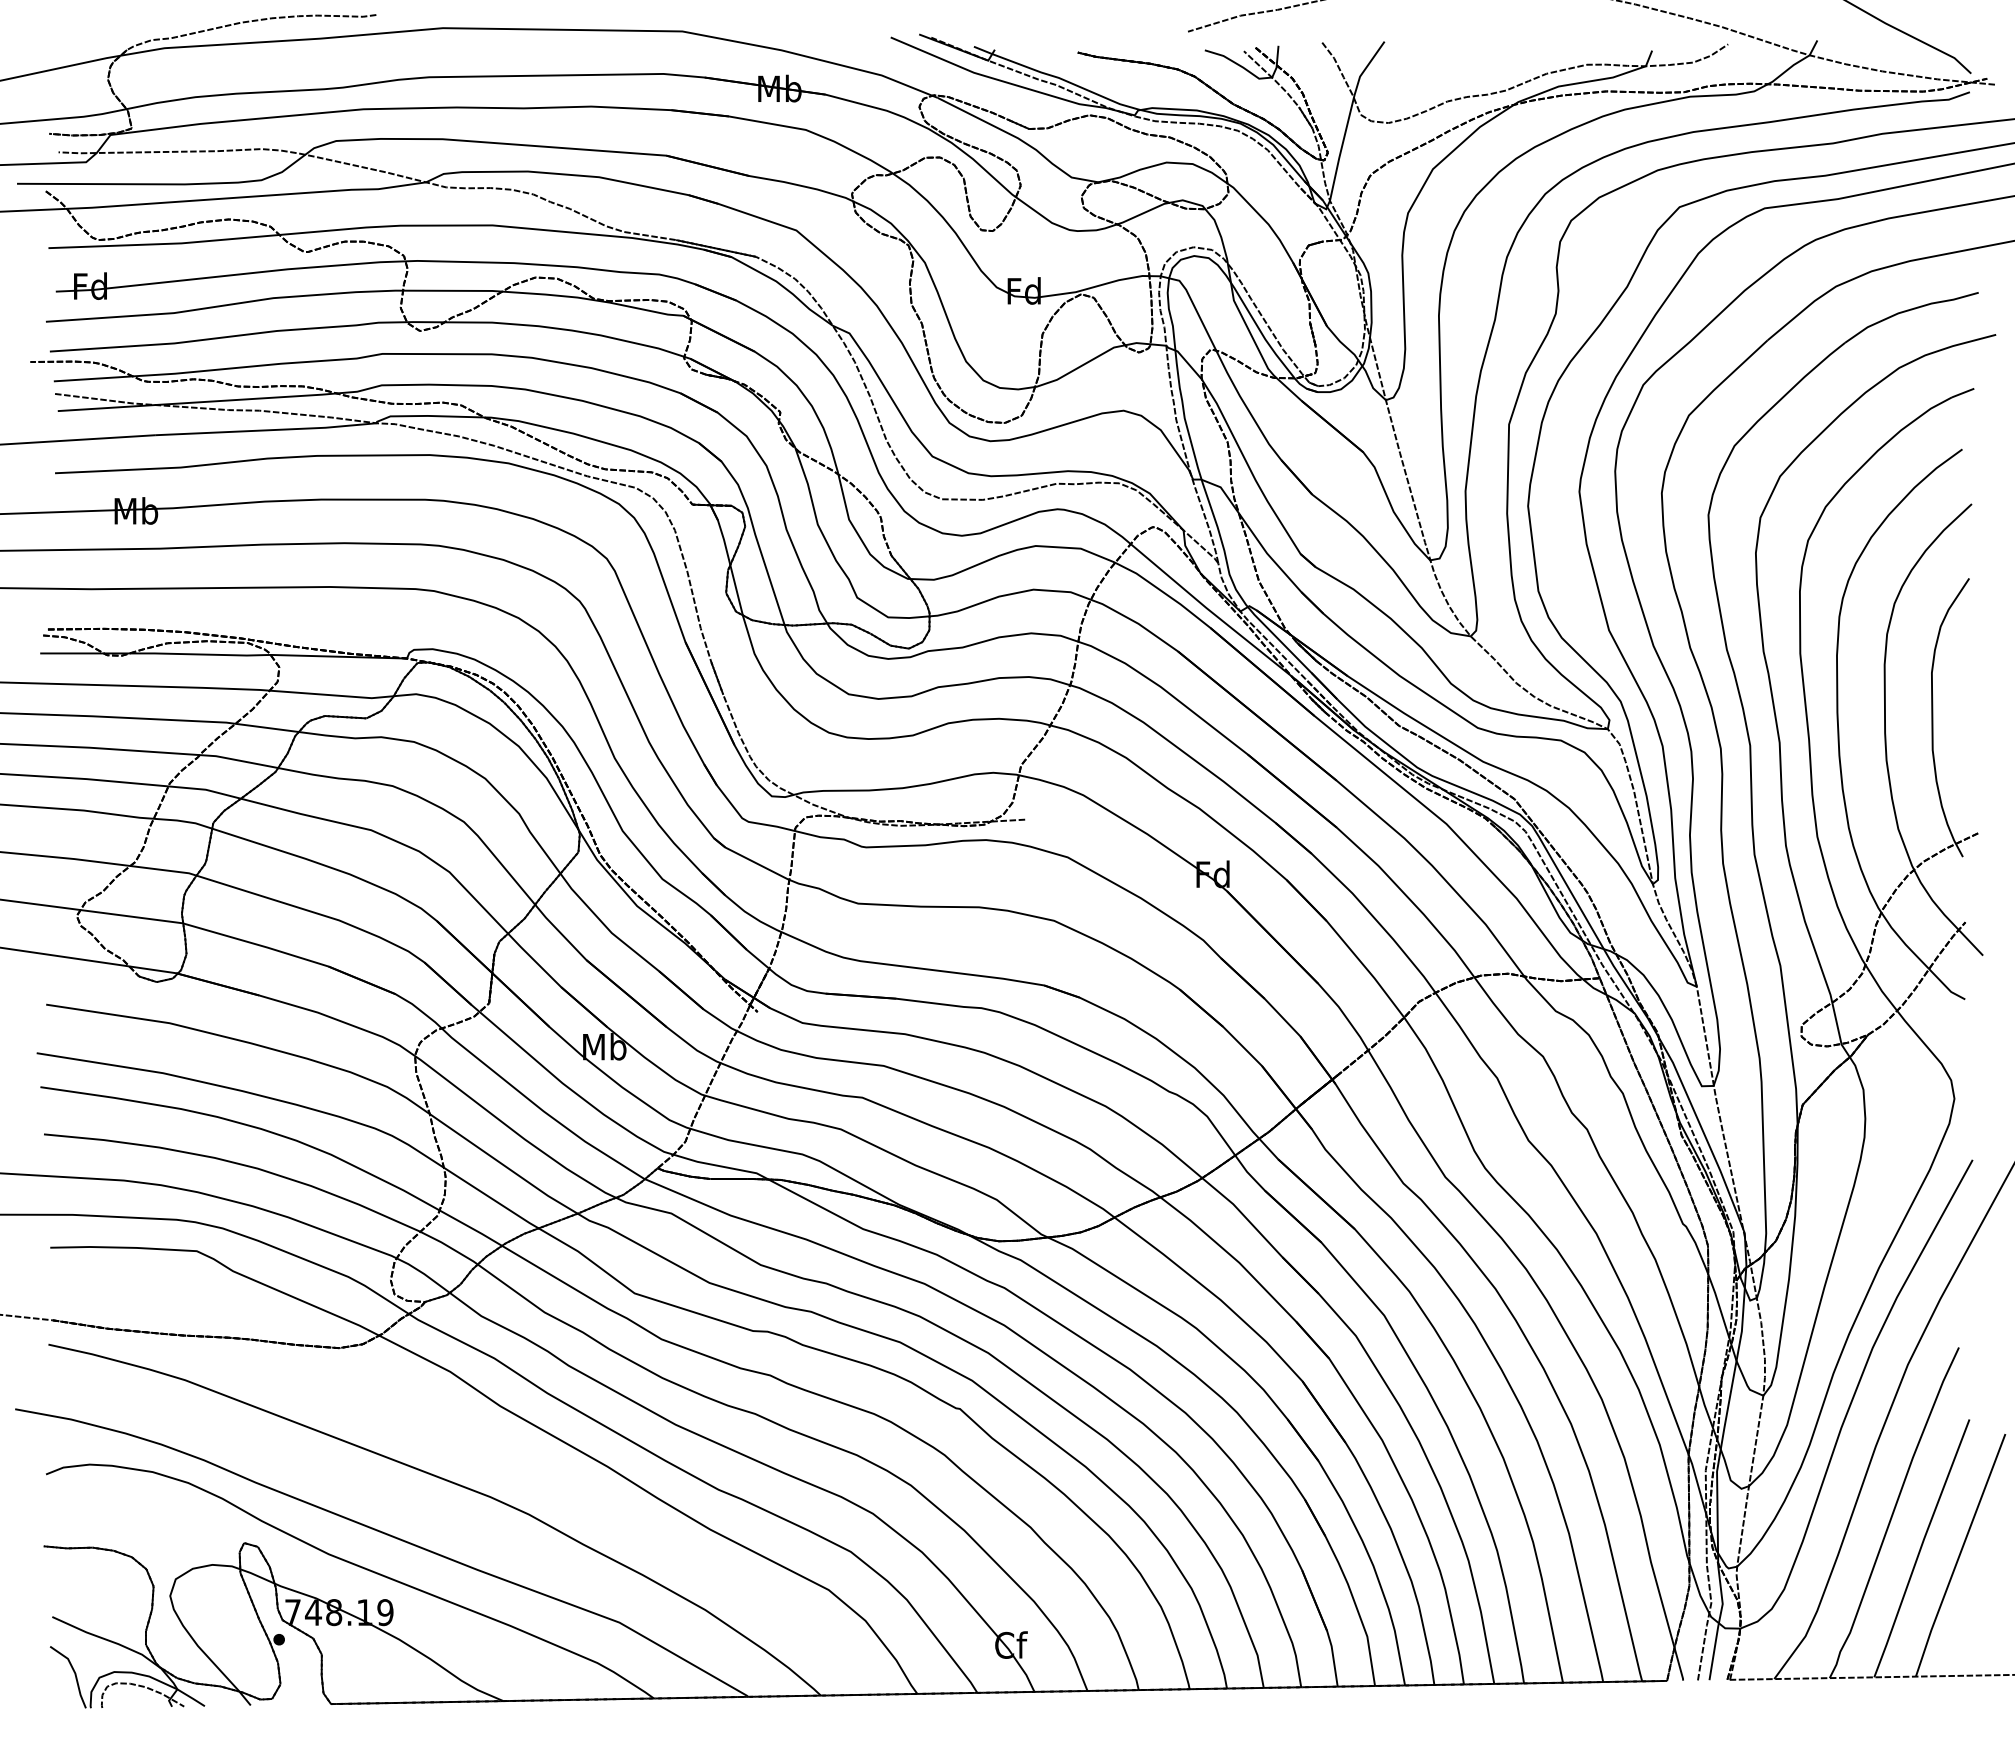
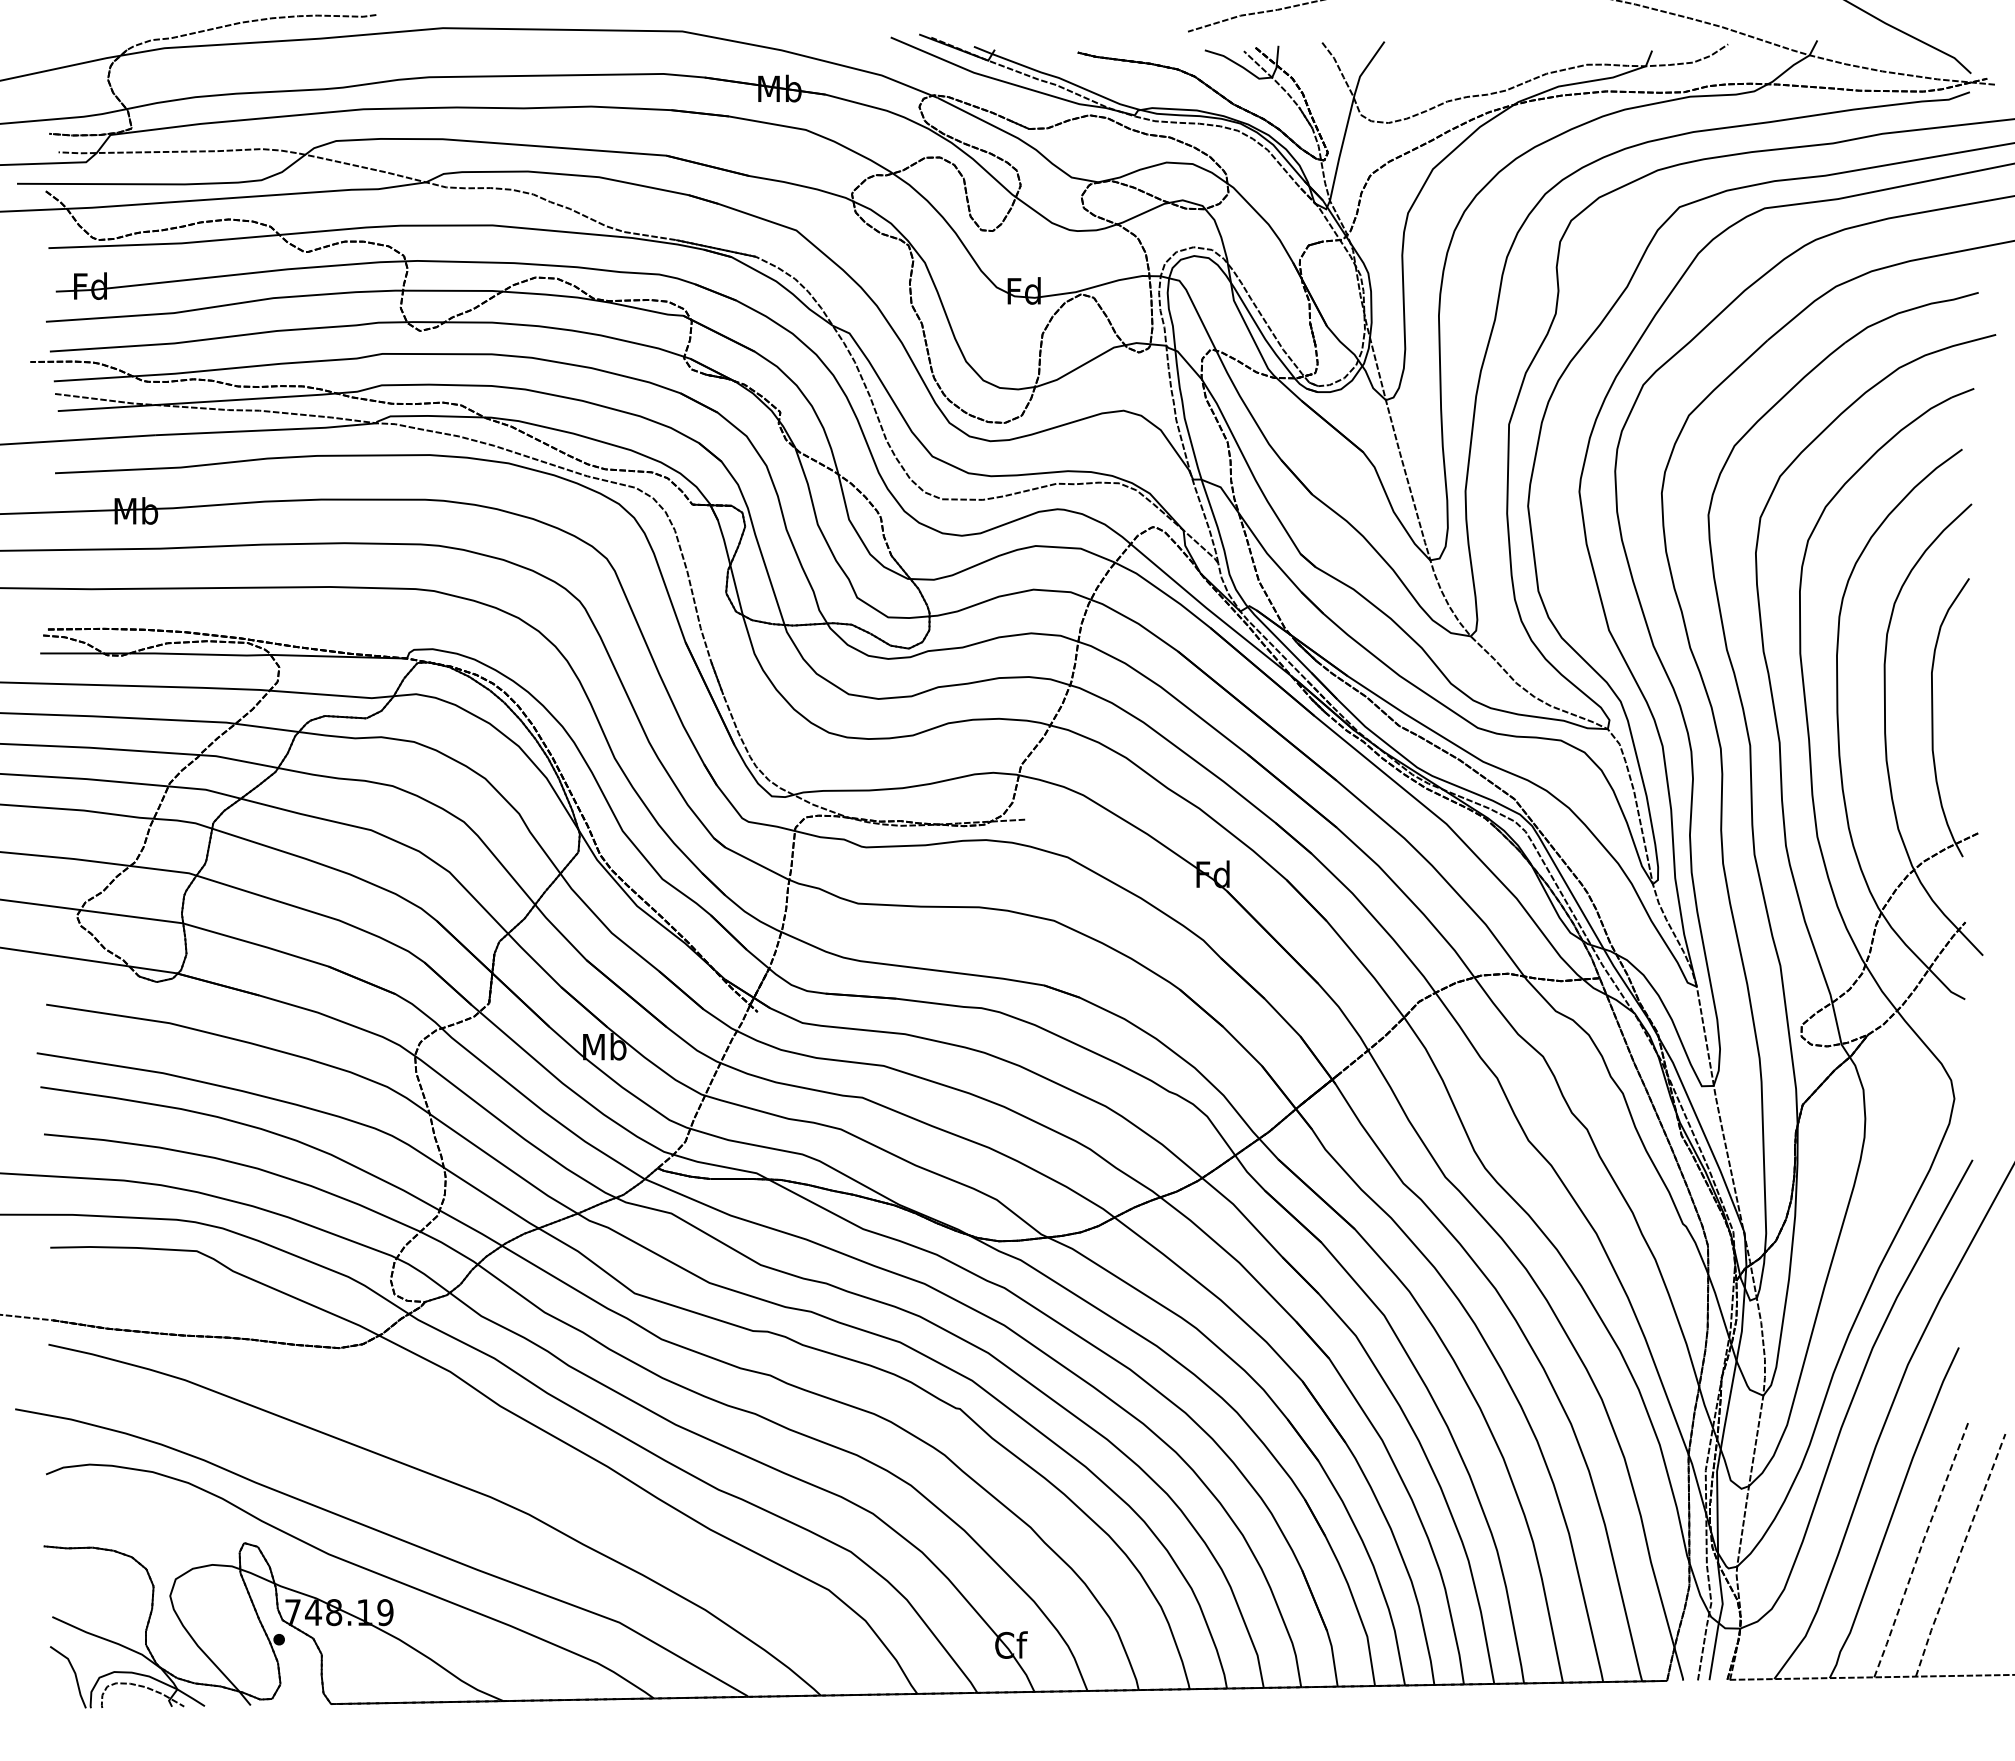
line: solid -> dashed (1921, 1547)
line: solid -> dashed (1959, 1556)
